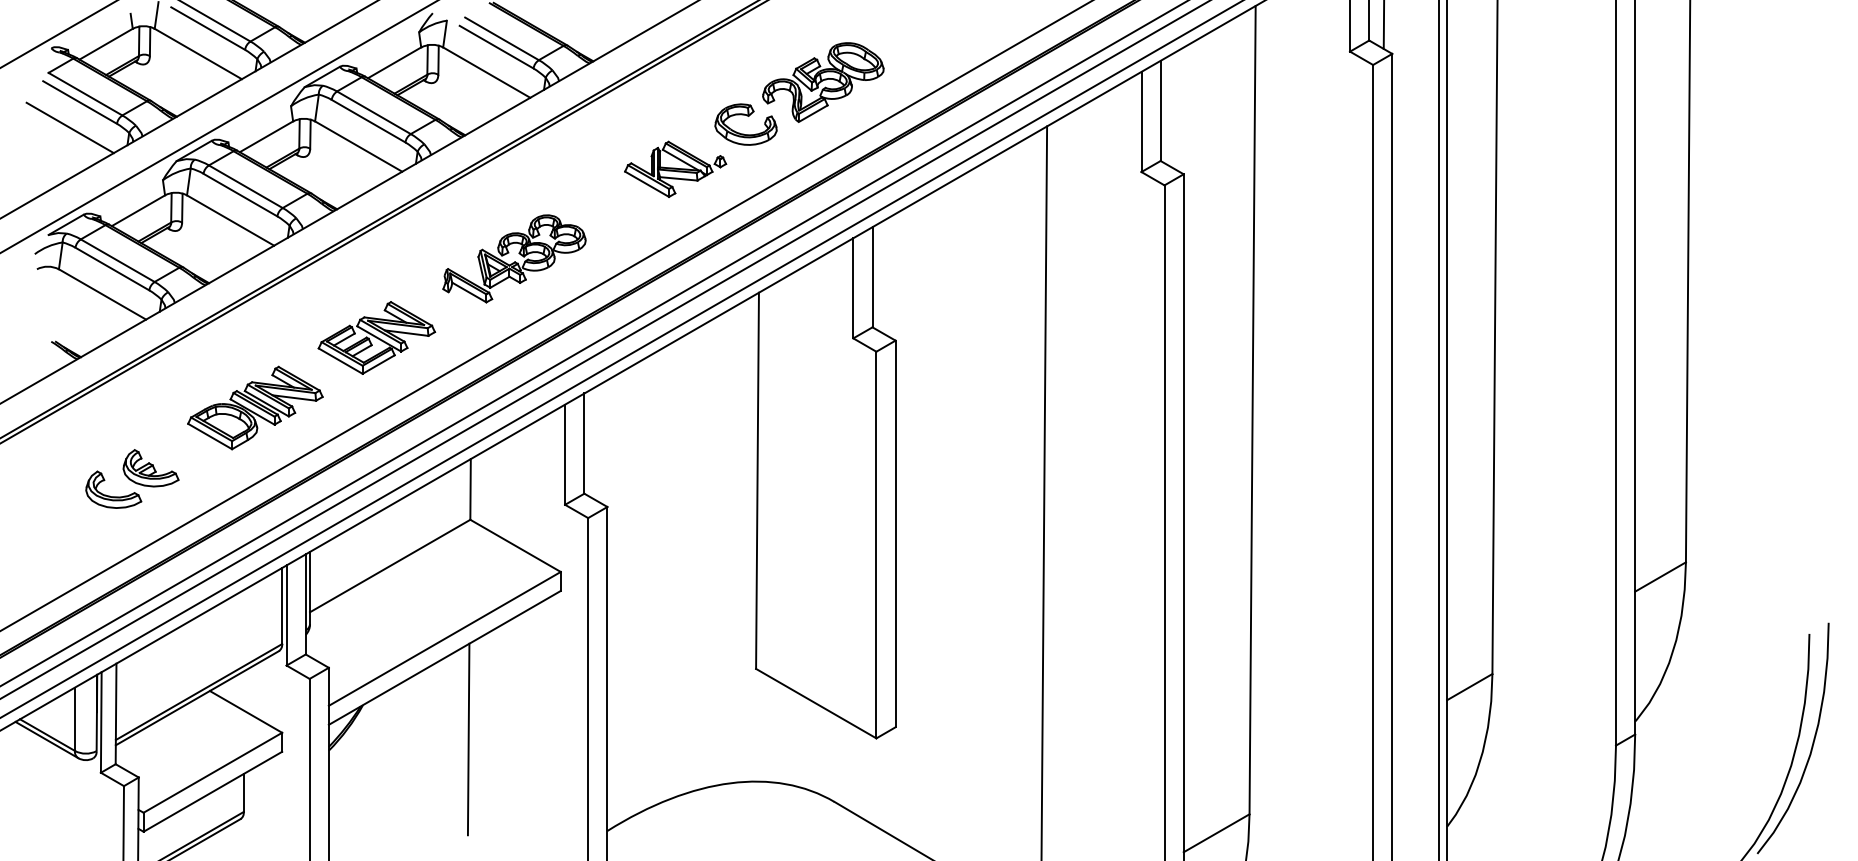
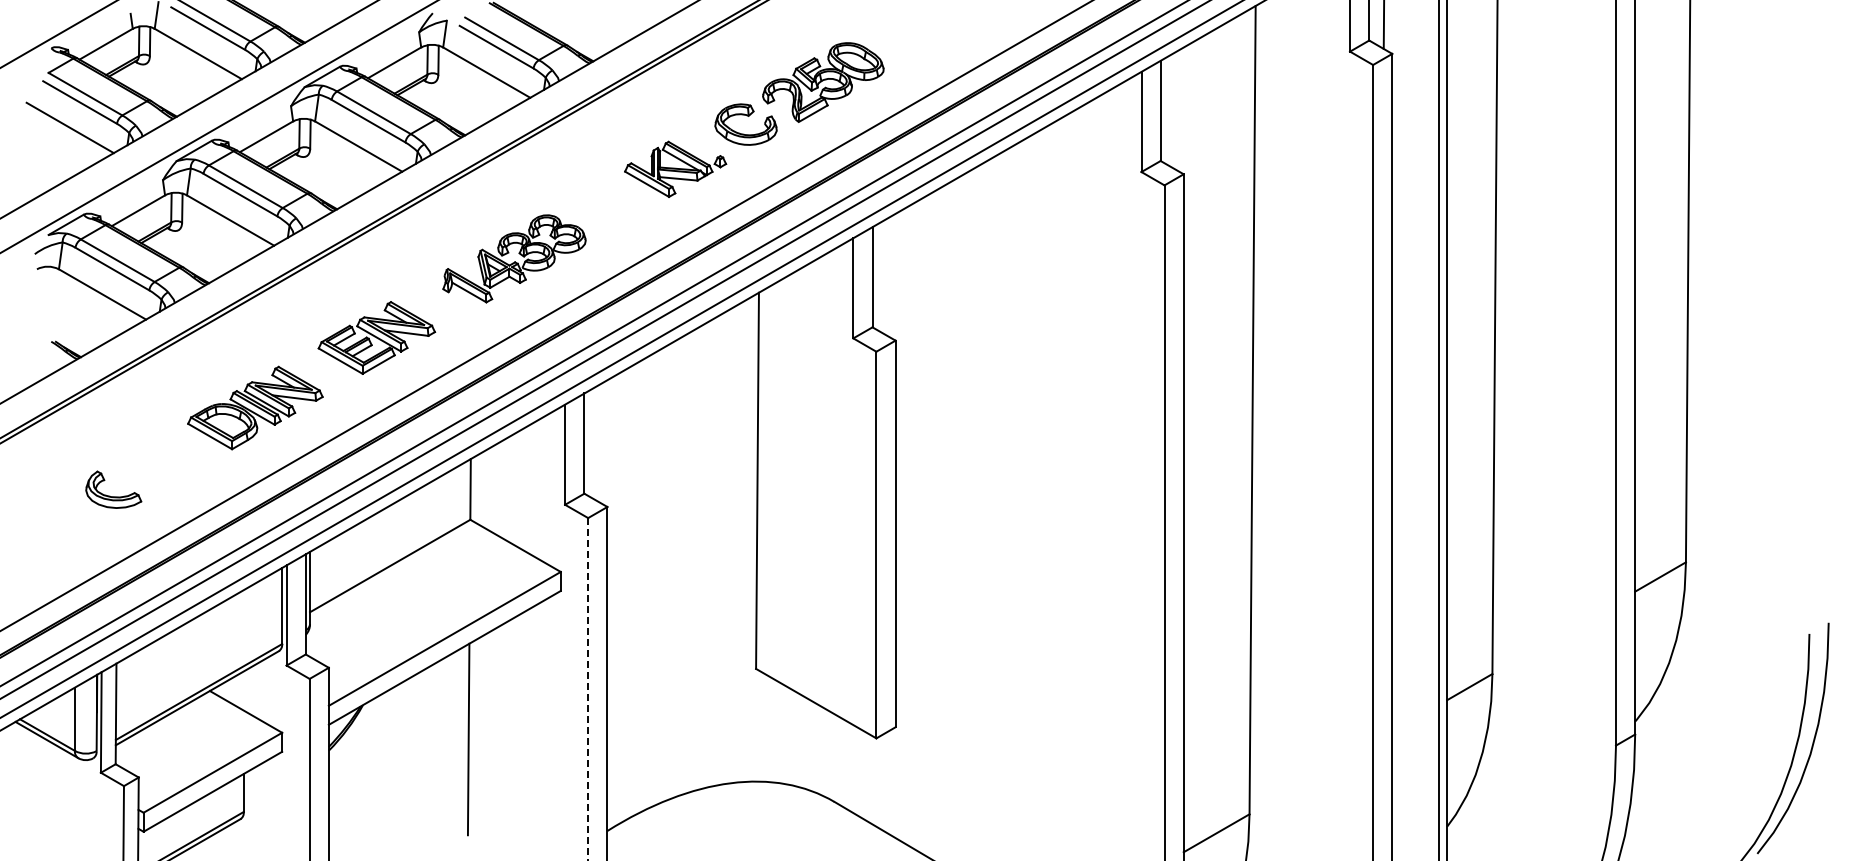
part: present -> none (150, 468)
line: present -> none (1044, 491)
line: solid -> dashed (588, 689)
